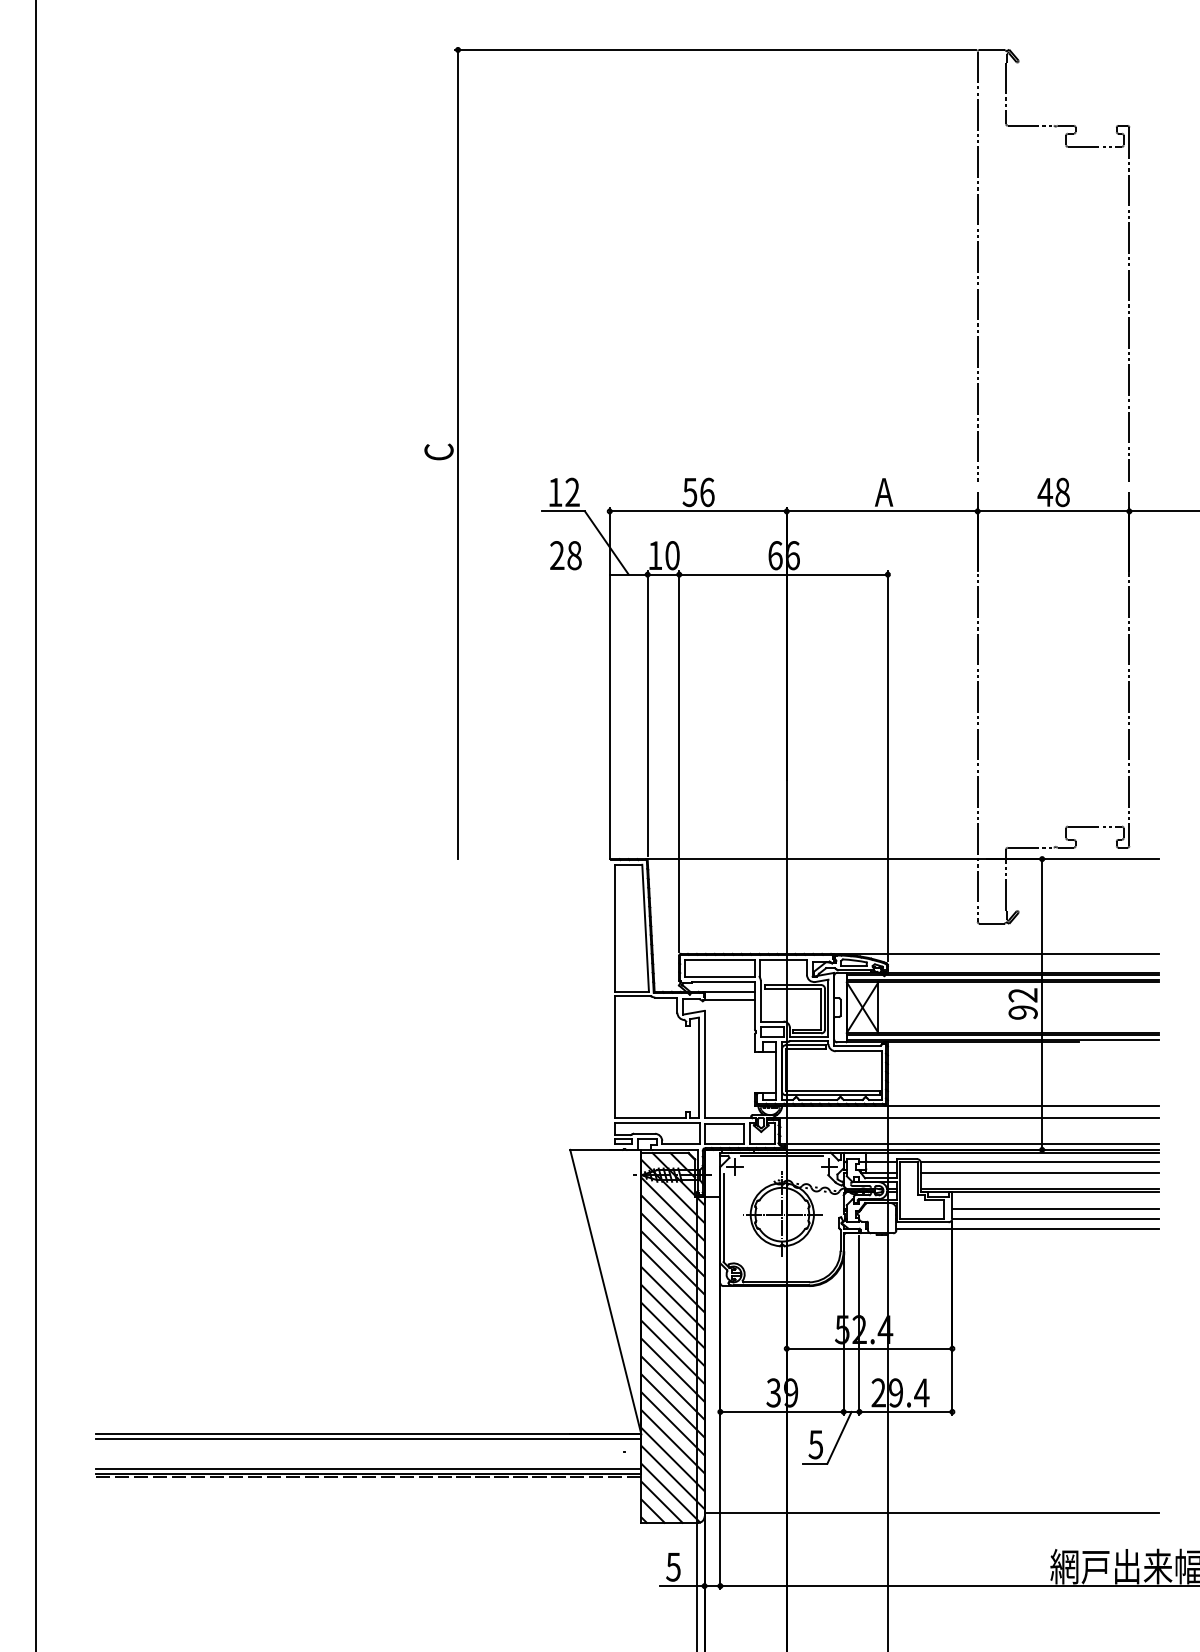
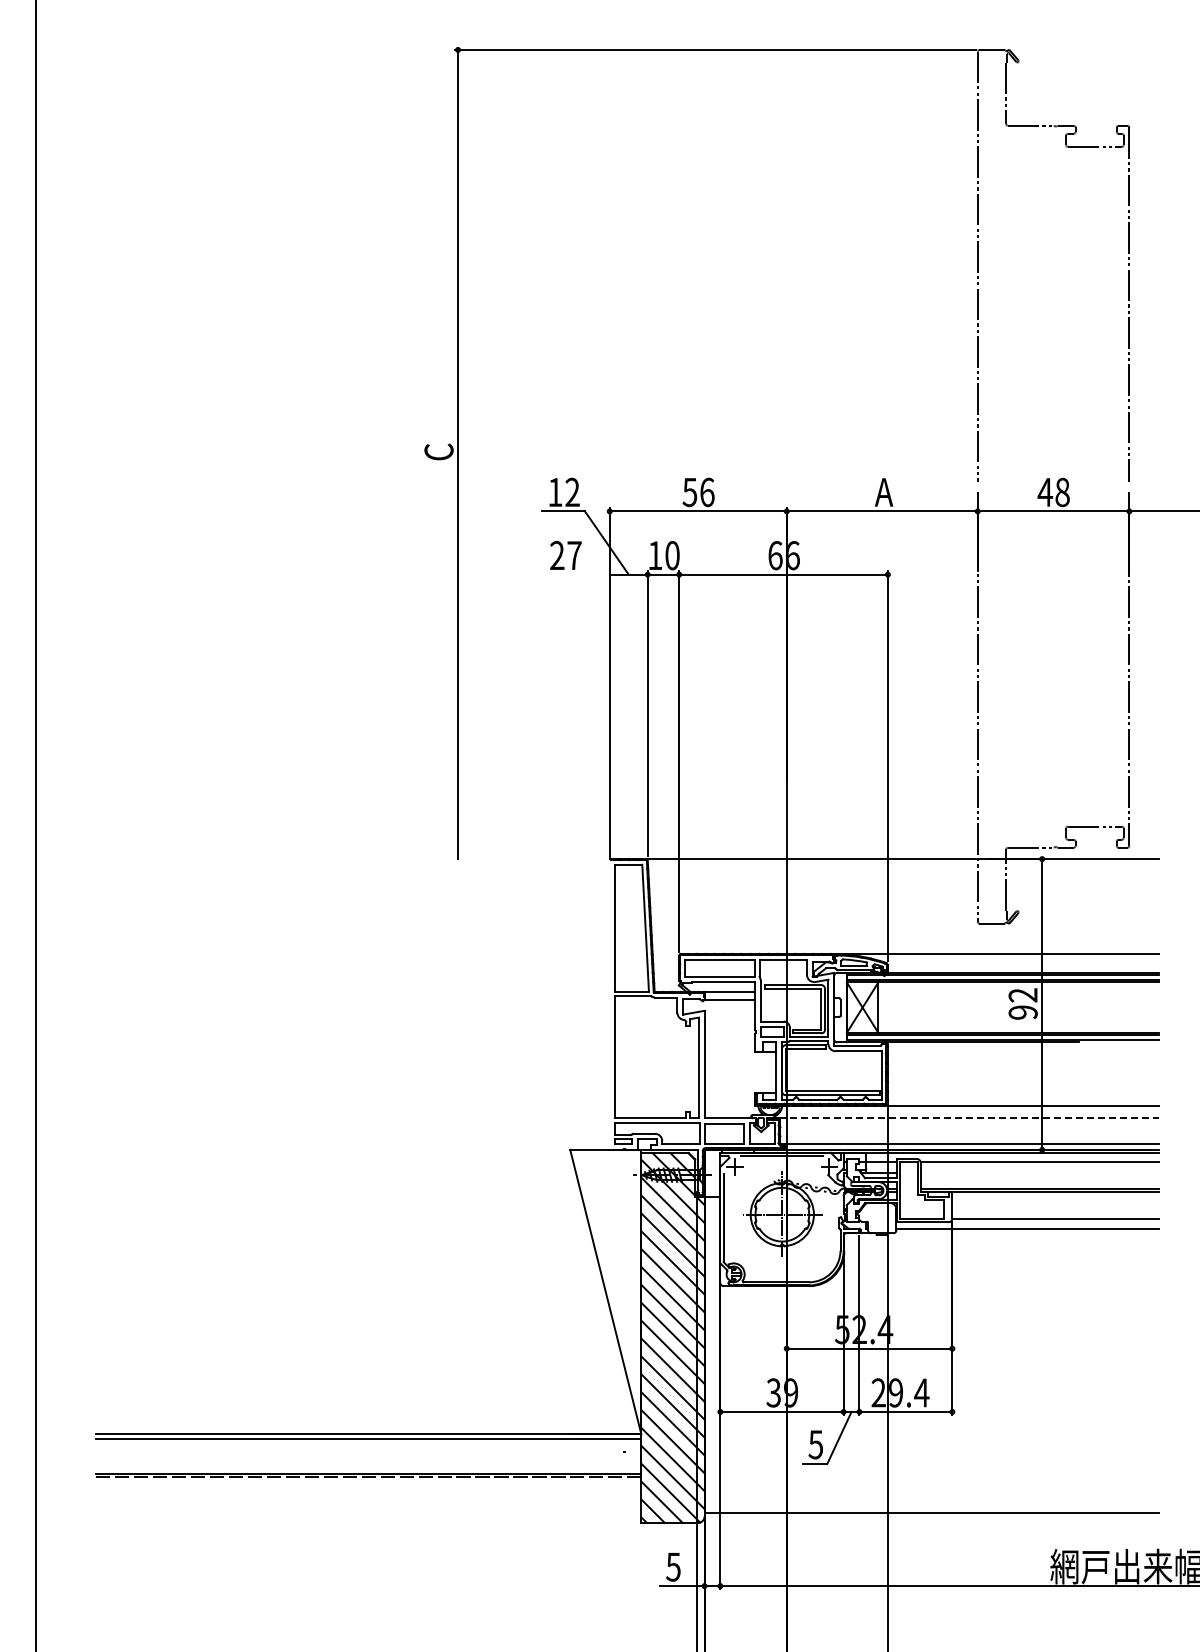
text: 28 -> 27 (574, 555)
line: solid -> dashed (969, 1118)
line: present -> none (1040, 1172)
line: present -> none (1056, 1208)
line: present -> none (368, 1469)
